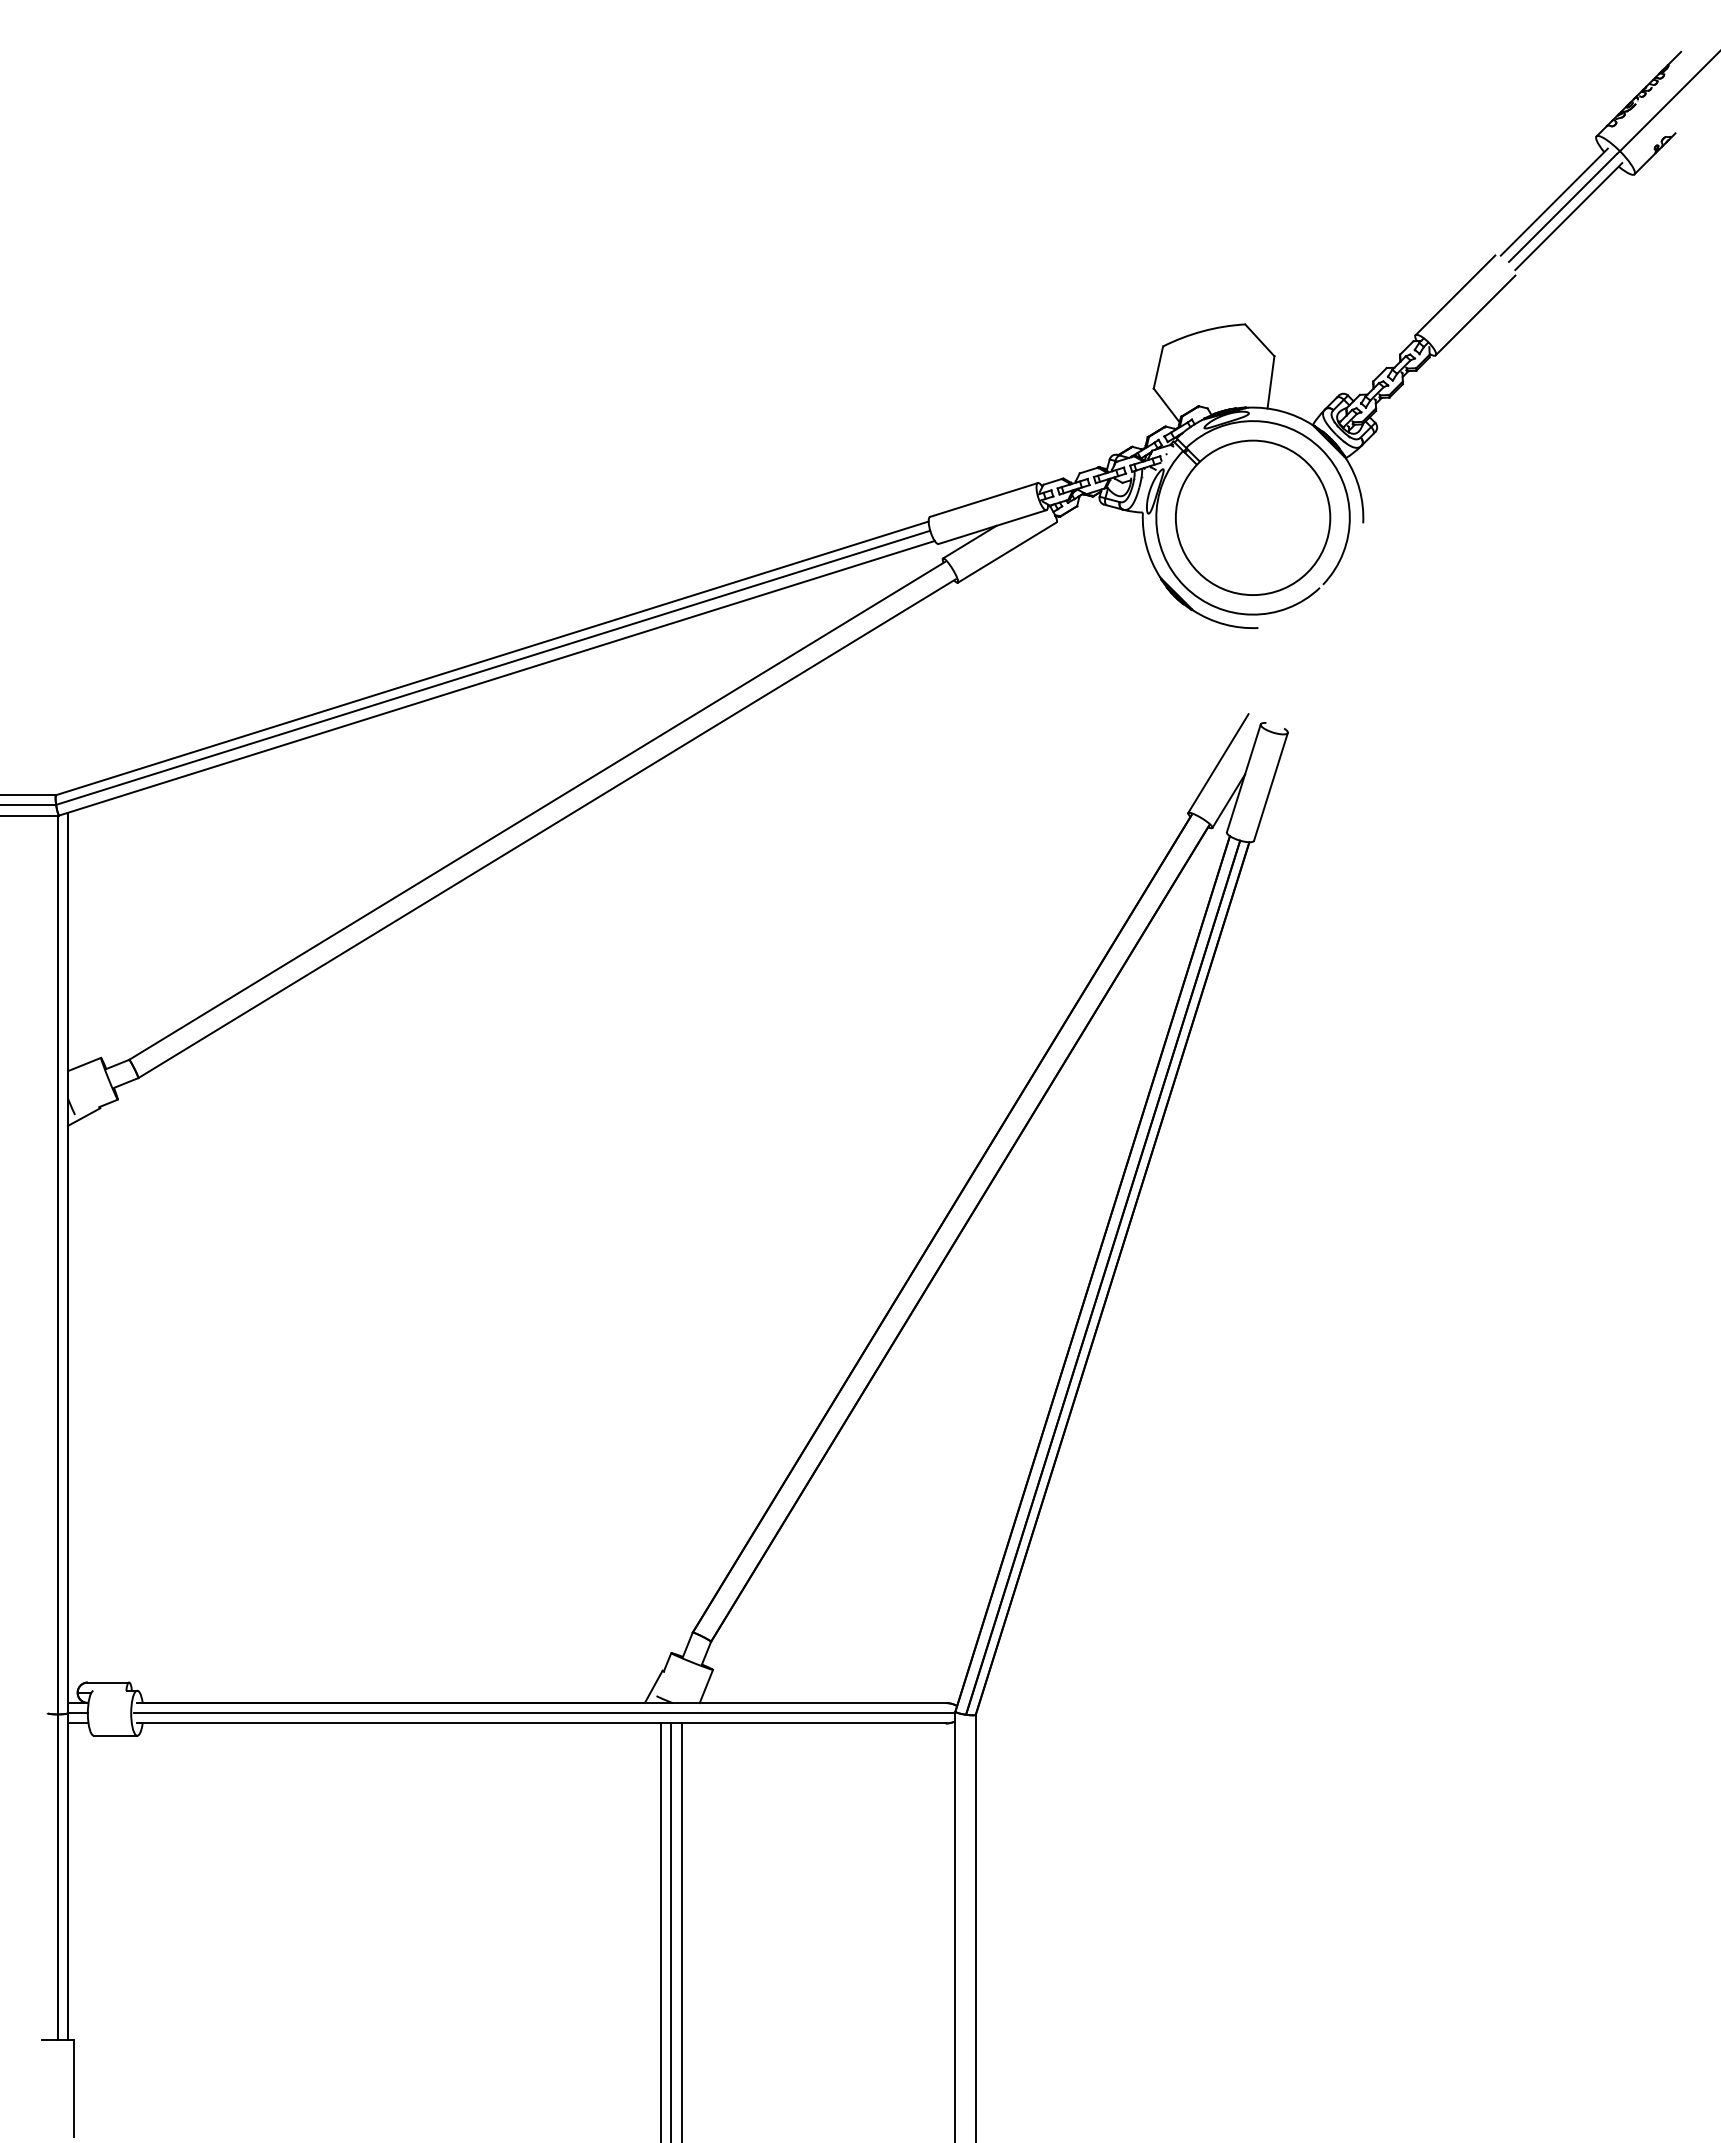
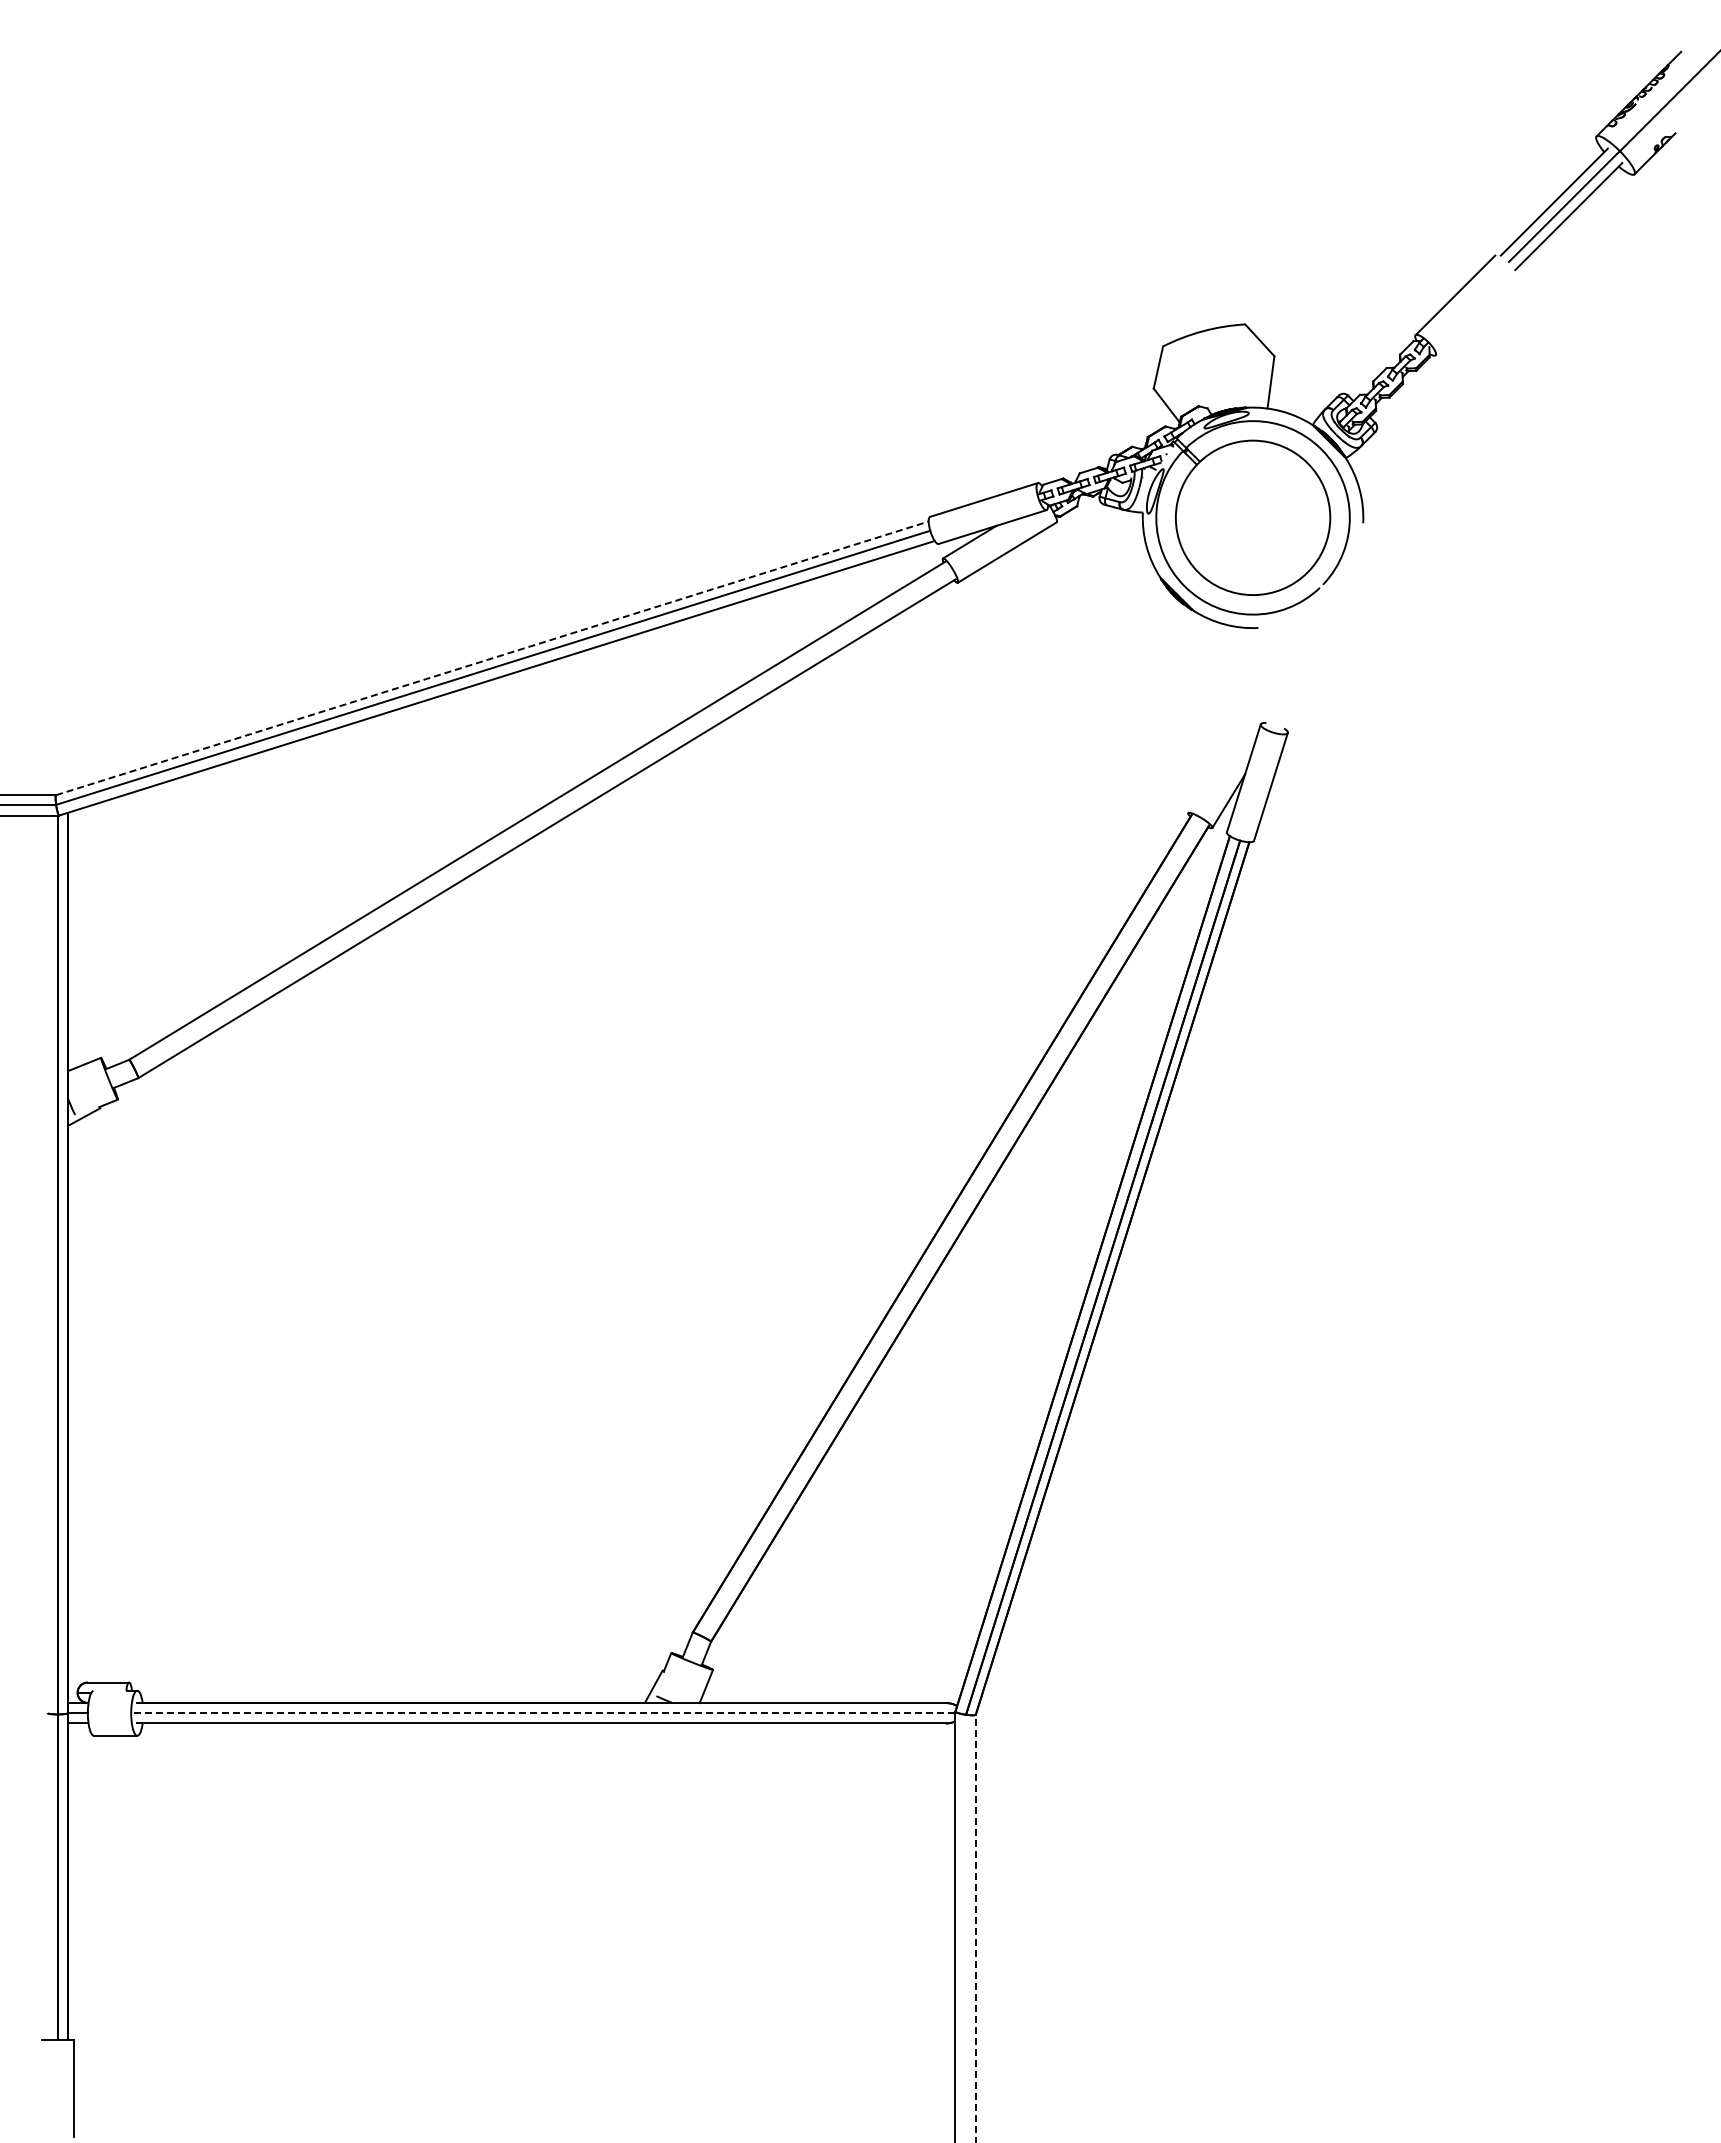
line: present -> none (1475, 315)
line: solid -> dashed (492, 658)
line: present -> none (1218, 763)
line: solid -> dashed (544, 1713)
line: solid -> dashed (975, 1928)
line: present -> none (661, 1931)
line: present -> none (671, 1931)
line: present -> none (681, 1931)
